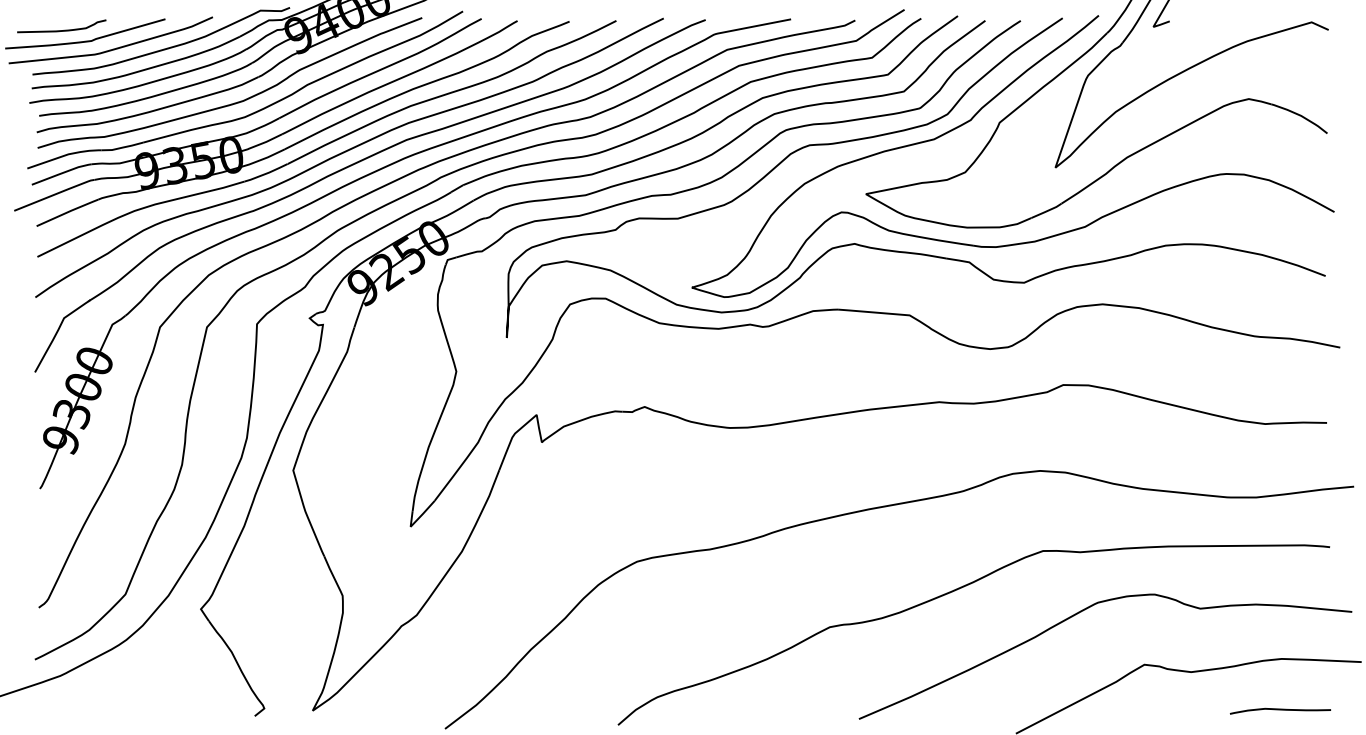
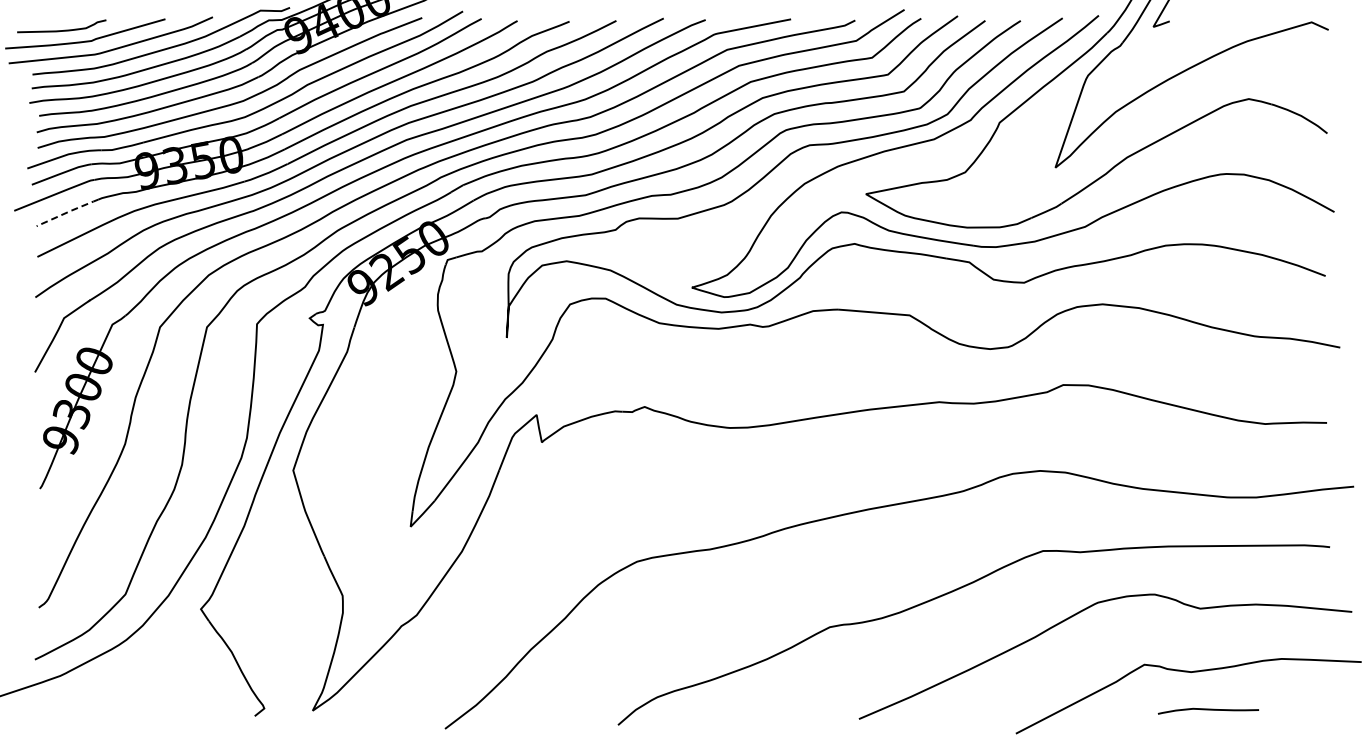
line: solid -> dashed (67, 212)
curve position: (1280, 710) -> (1208, 710) (1208, 710)
